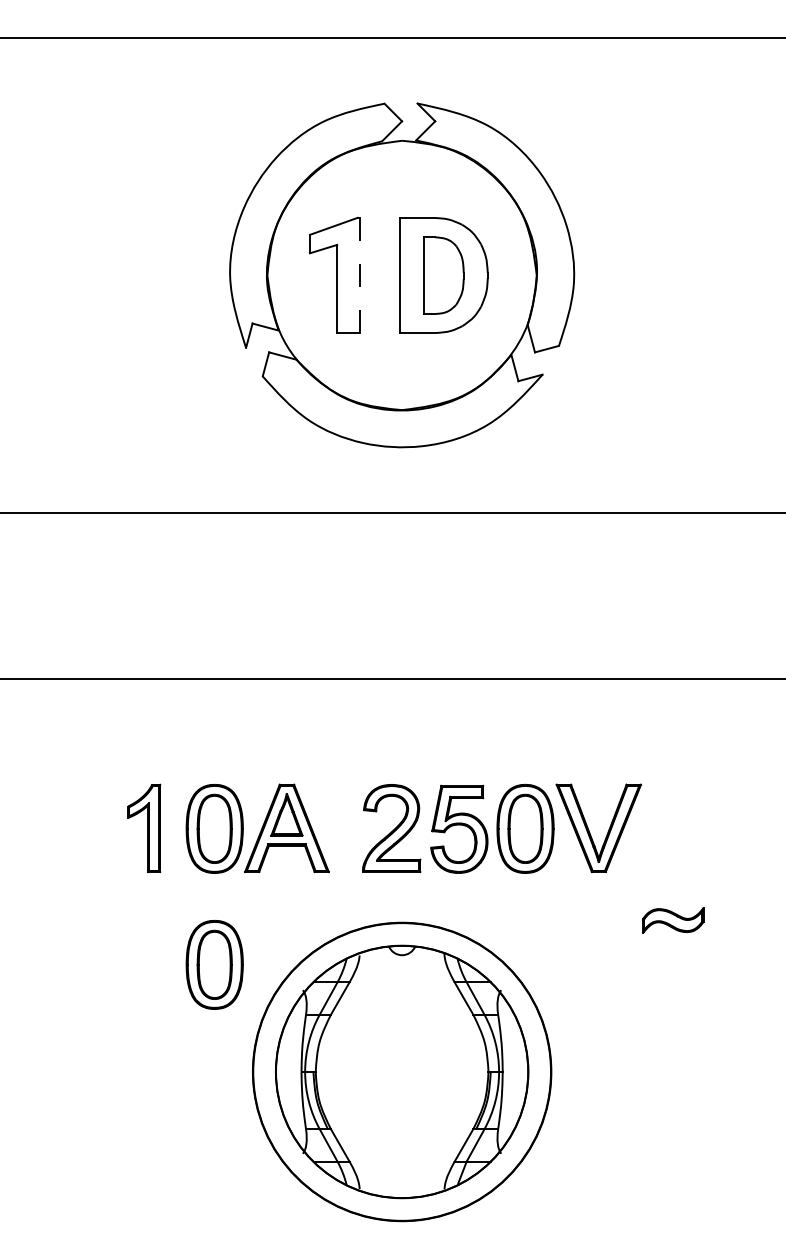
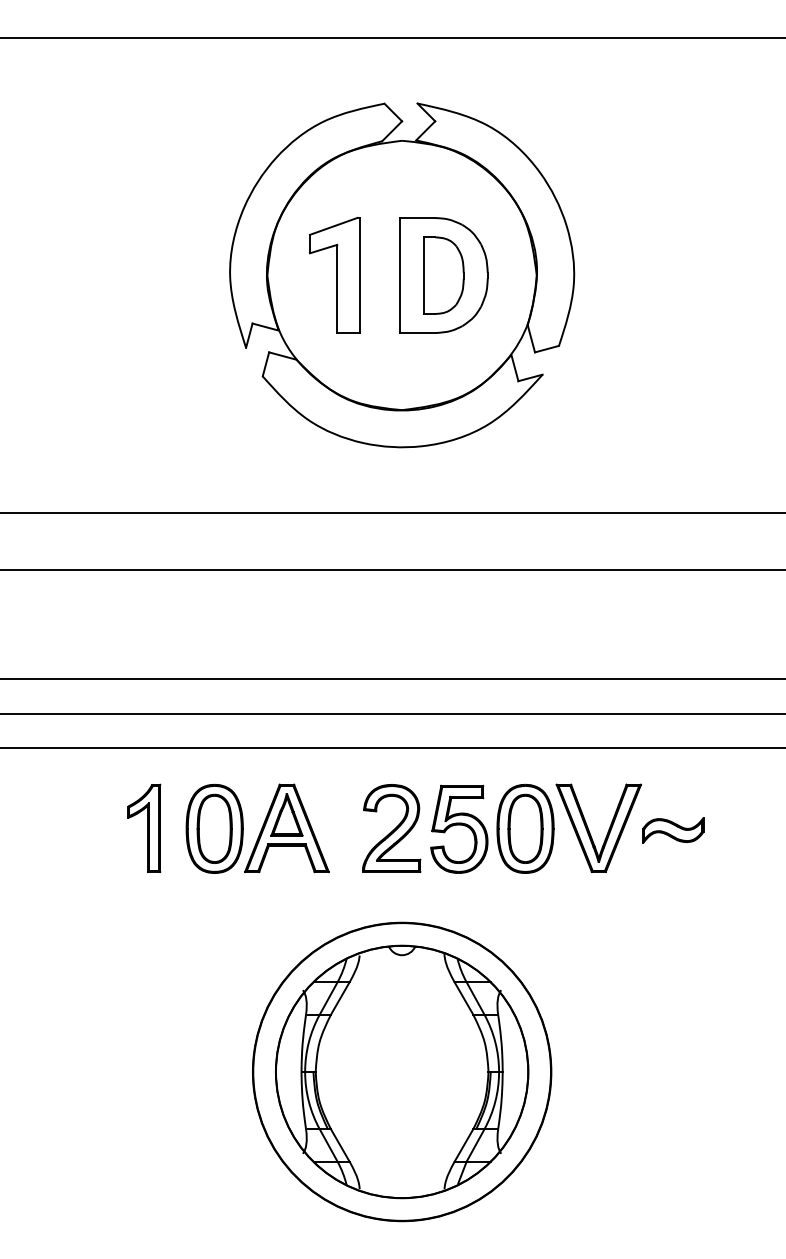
line: dashed -> solid (360, 275)
line: none -> present (392, 570)
line: none -> present (392, 713)
line: none -> present (392, 748)
part position: (673, 920) -> (673, 830) (673, 830)
part: present -> none (214, 964)
